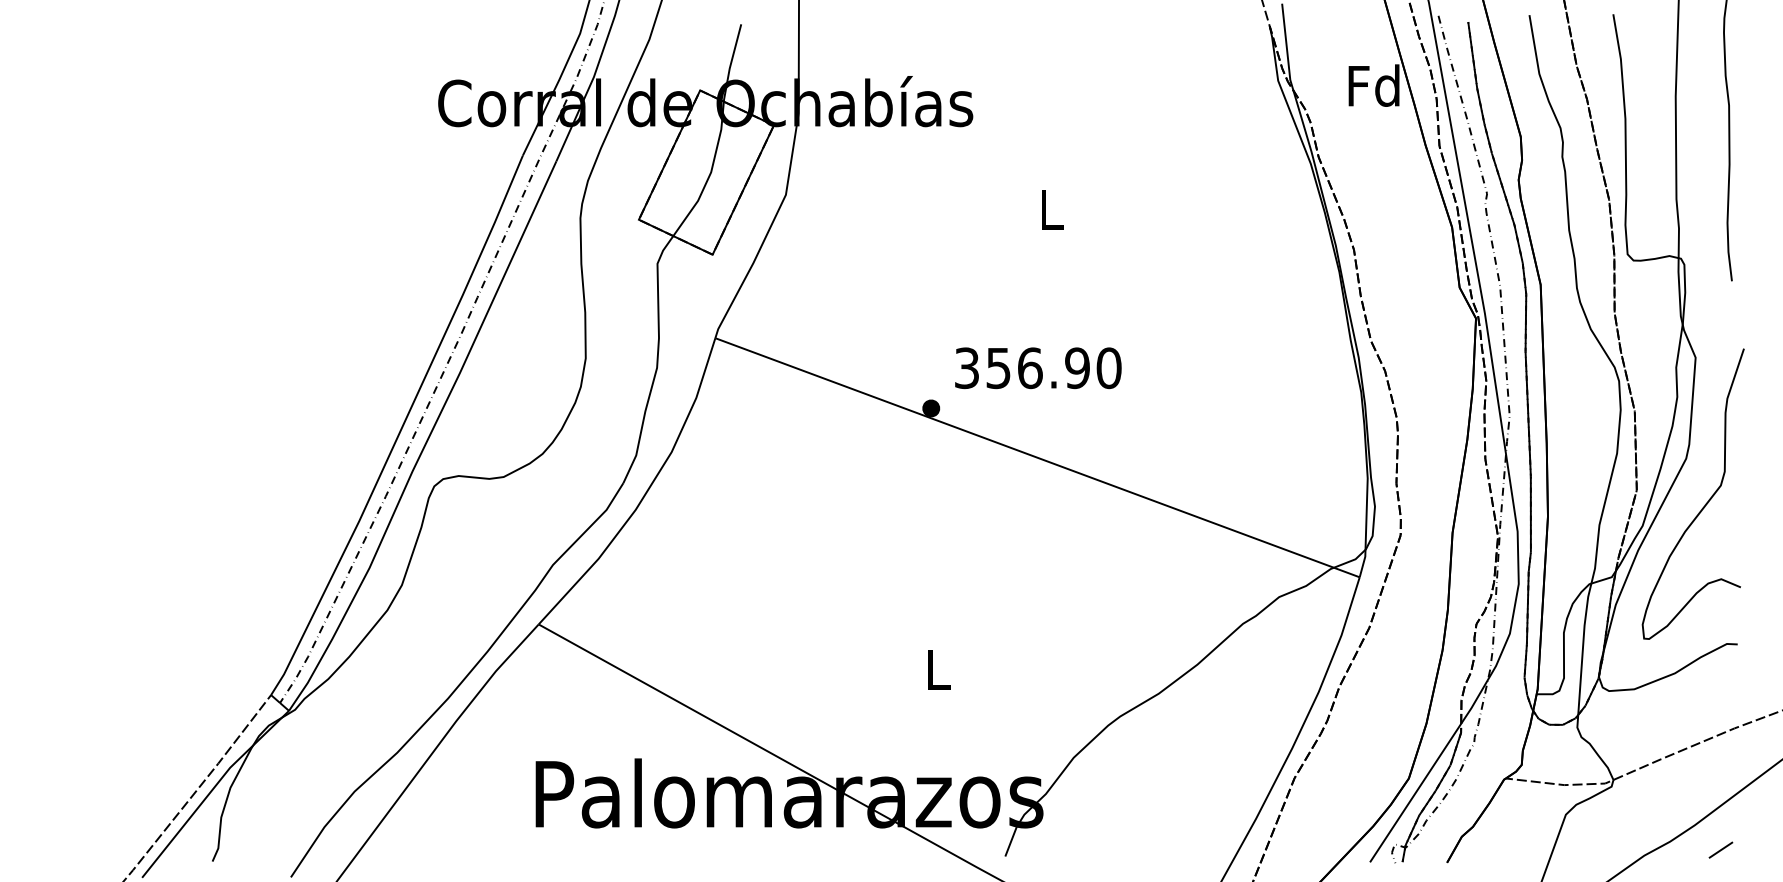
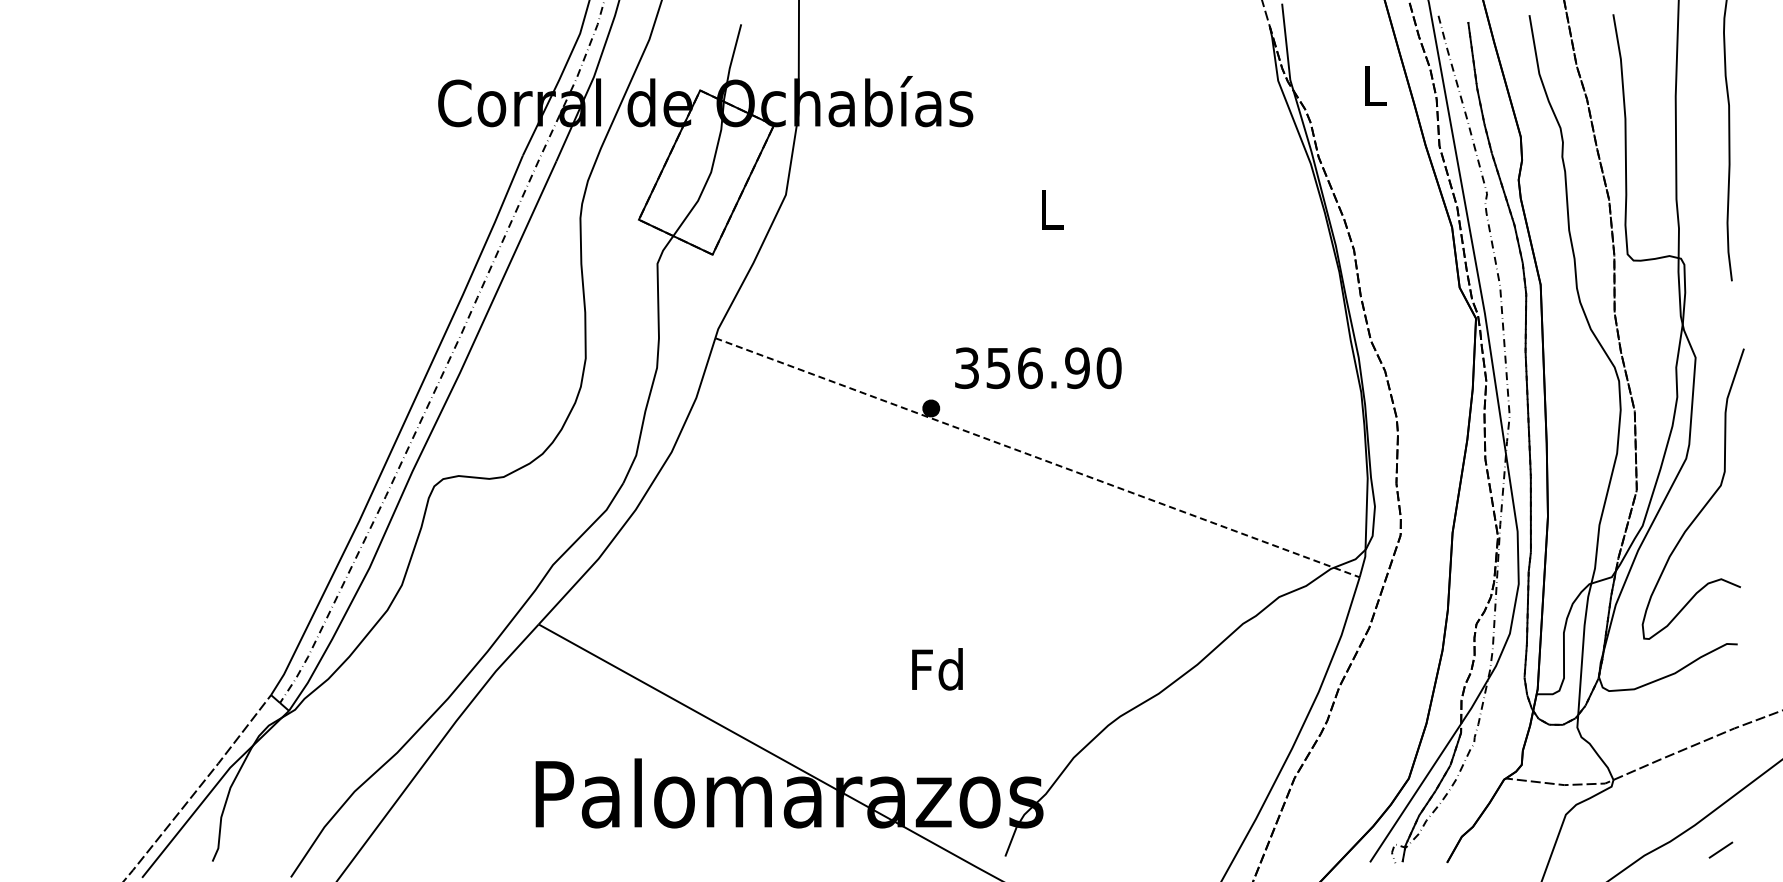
text: Fd -> L (1373, 85)
line: solid -> dashed (1037, 457)
text: L -> Fd (937, 669)
